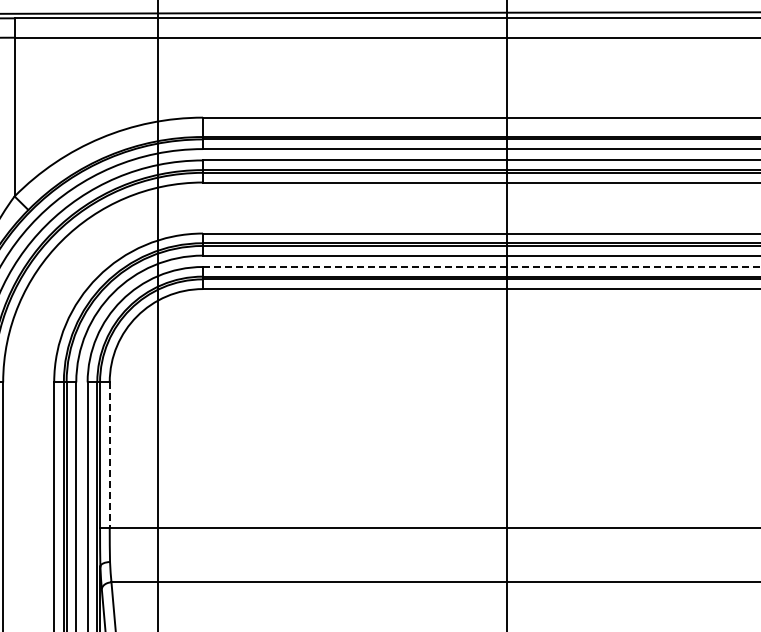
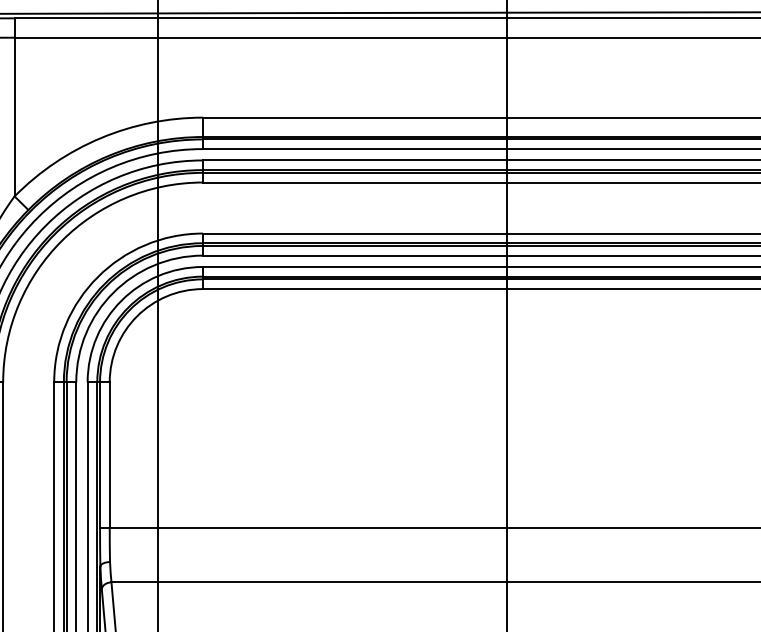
line: dashed -> solid (481, 266)
line: dashed -> solid (109, 454)
